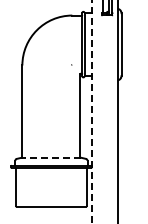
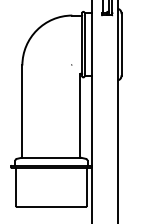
line: dashed -> solid (91, 112)
line: dashed -> solid (51, 157)
